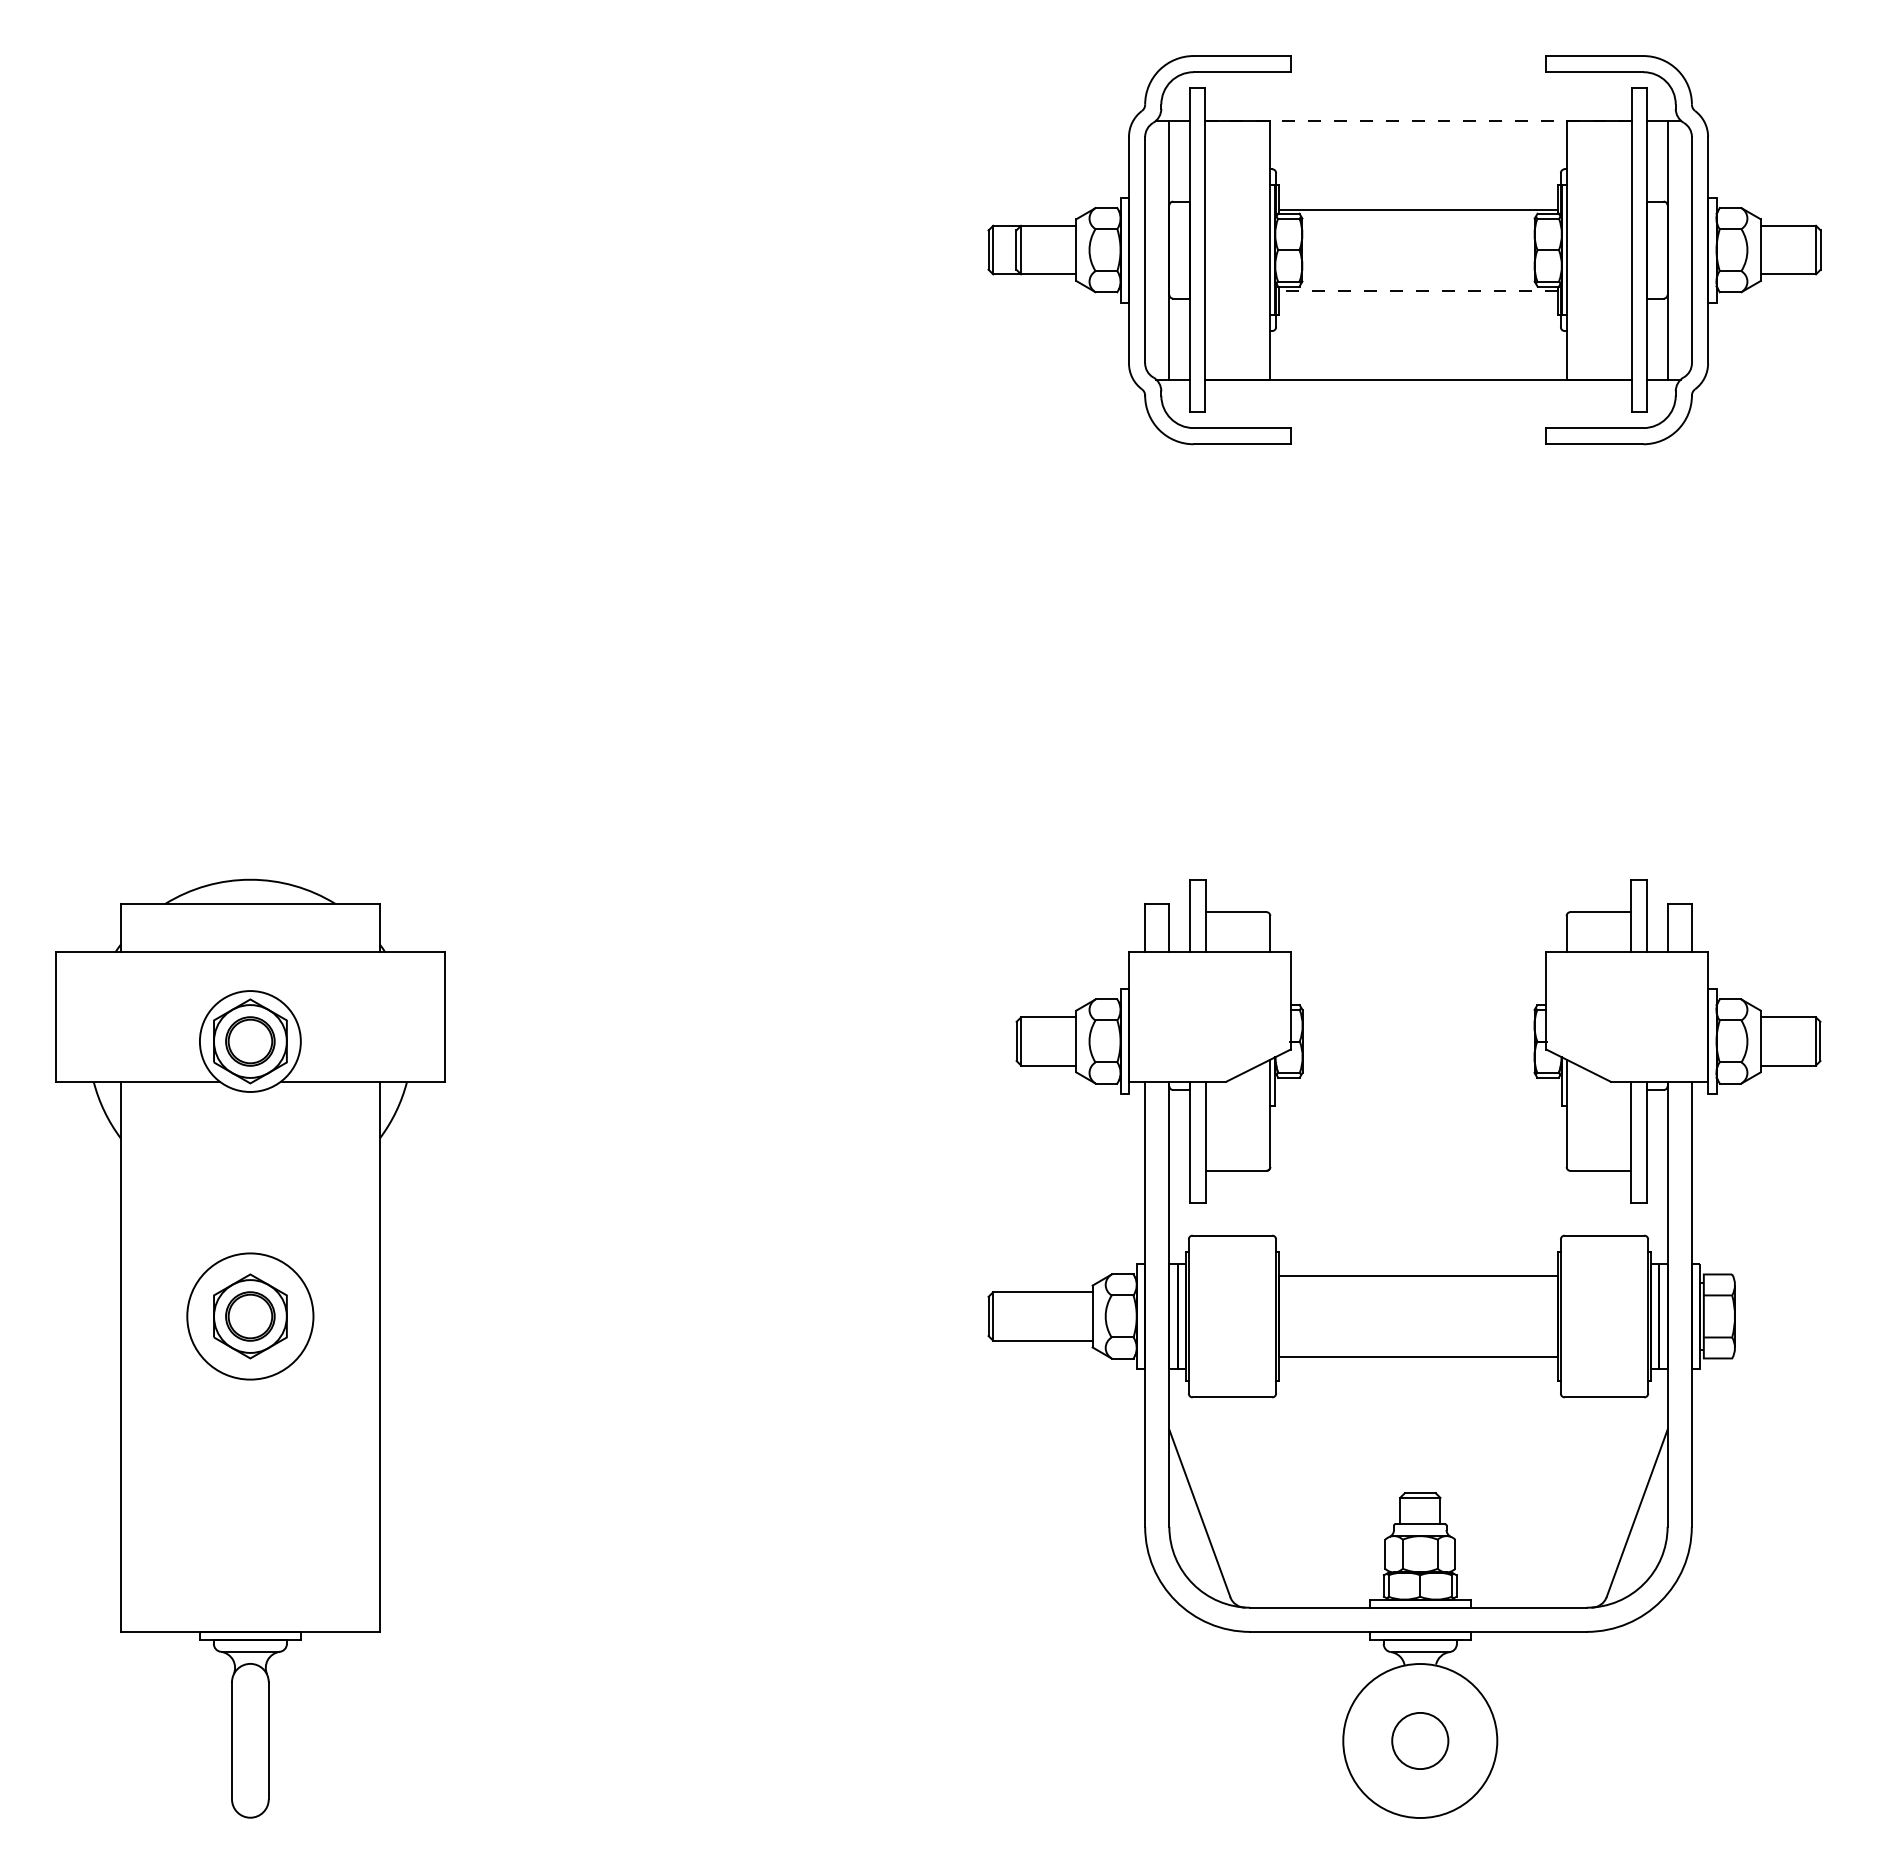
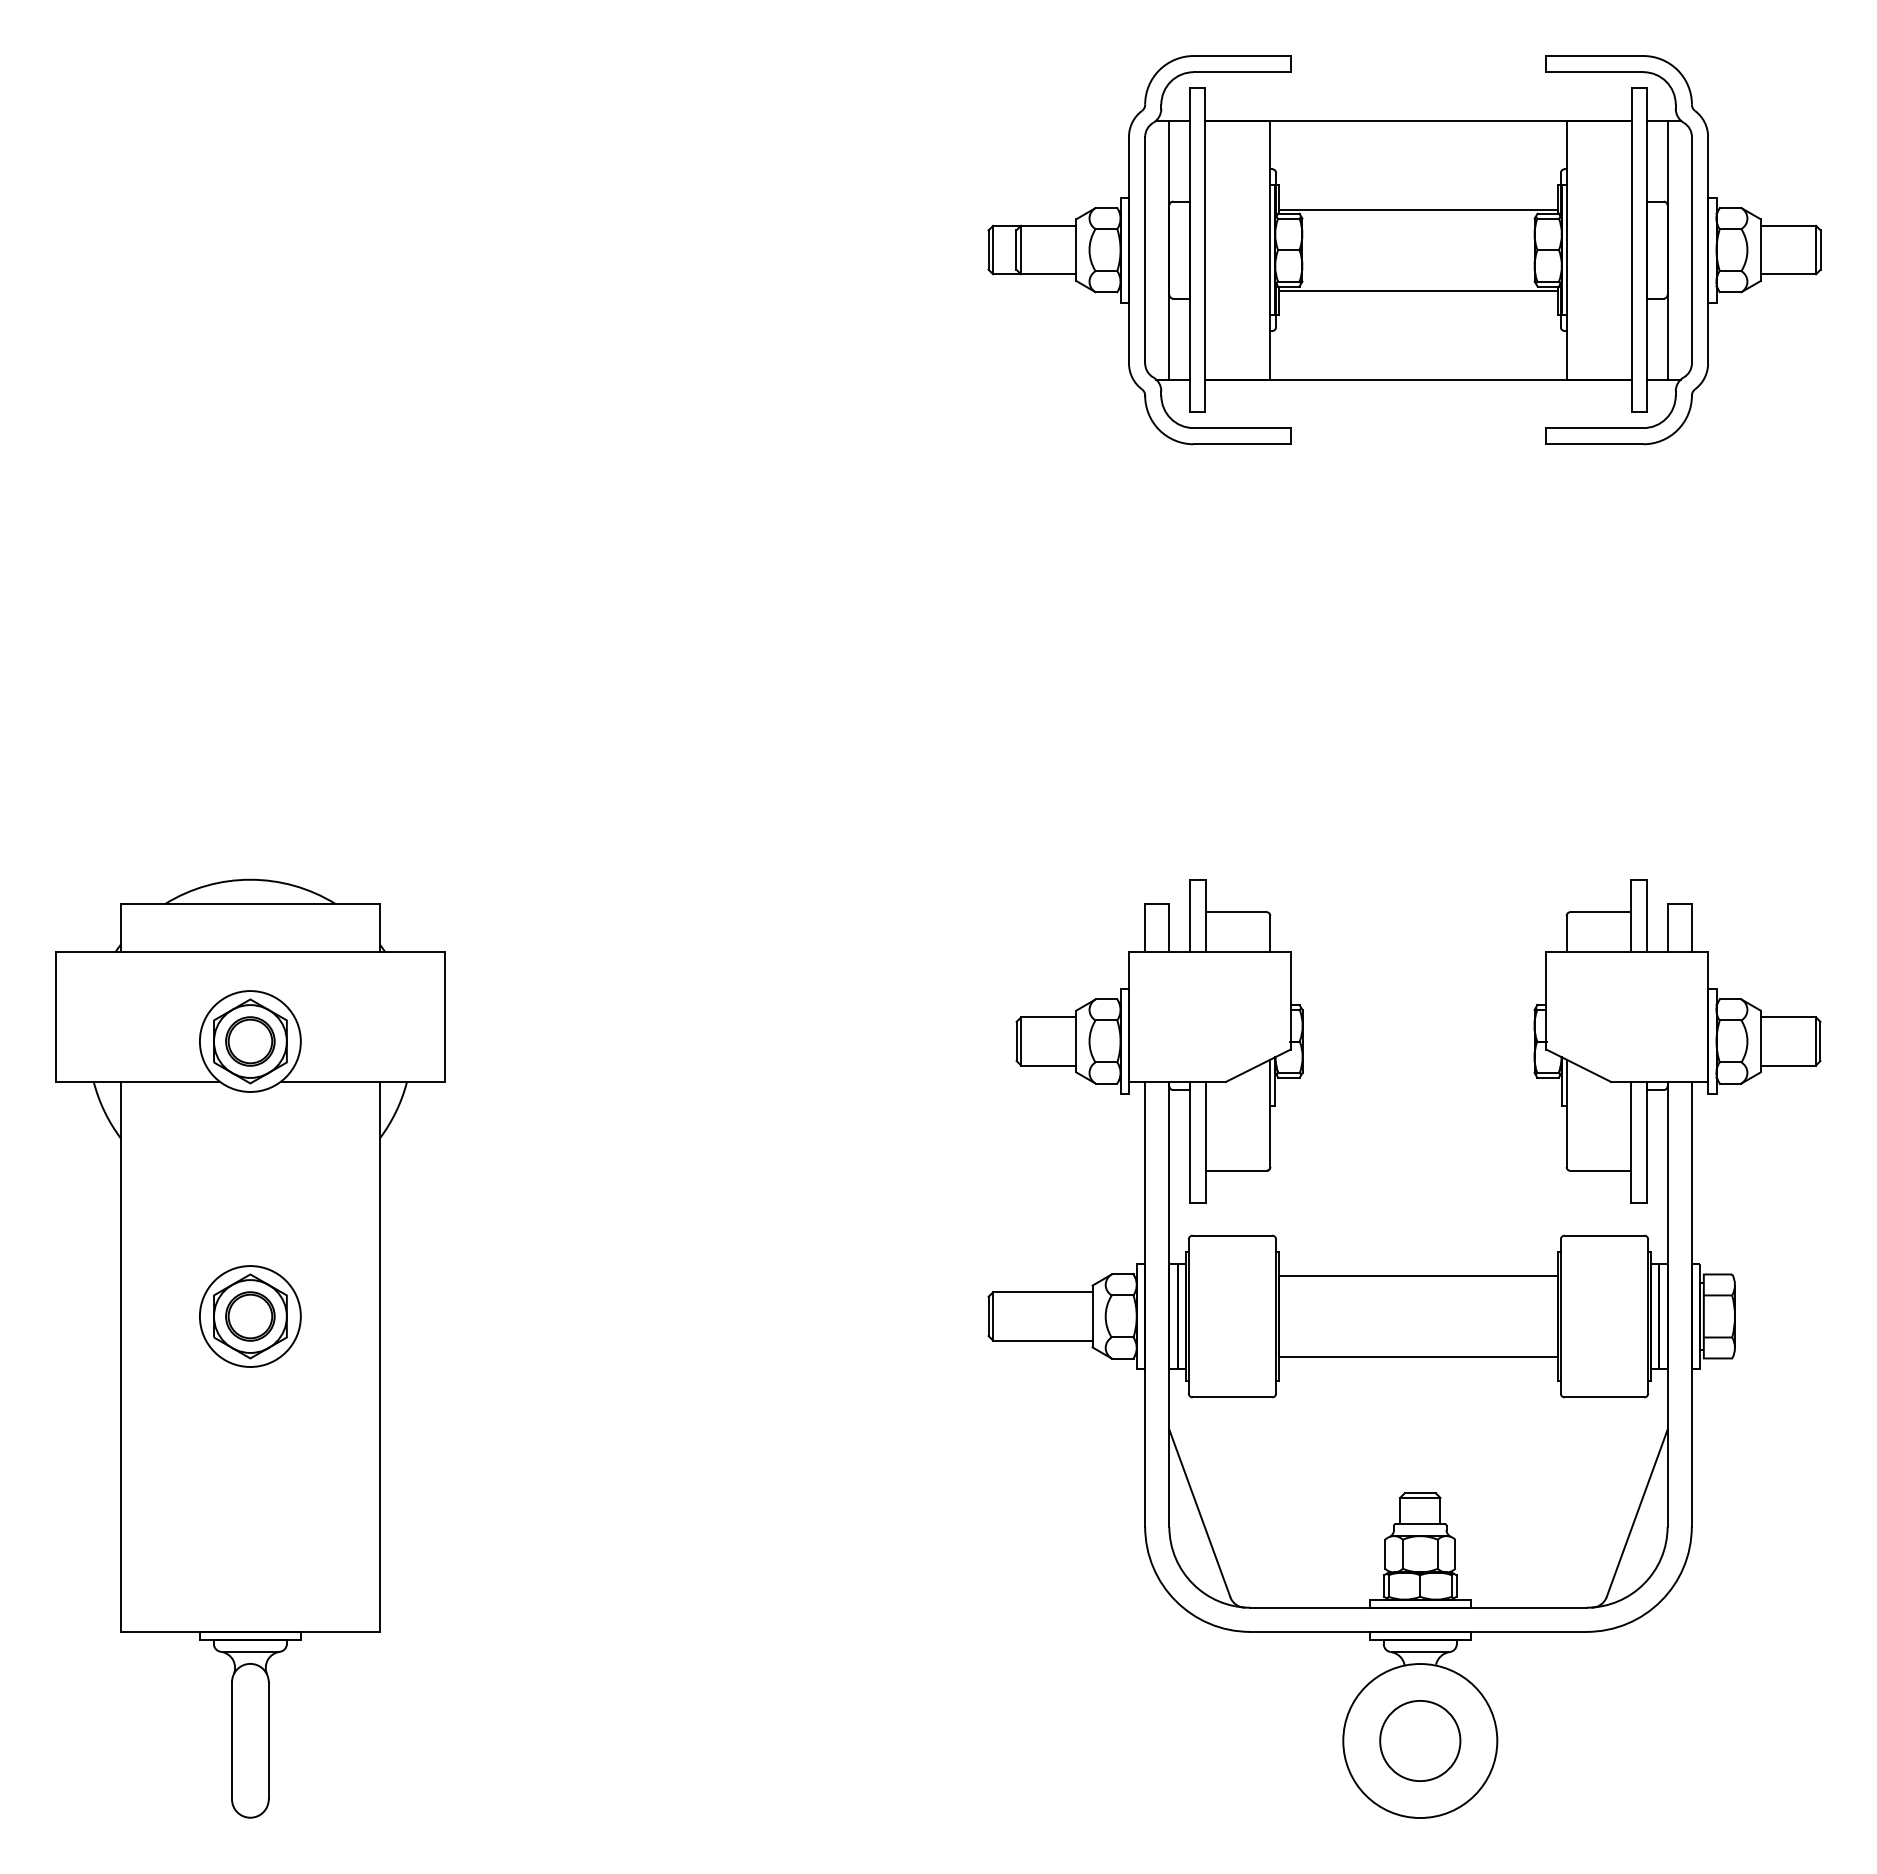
line: dashed -> solid (1418, 120)
line: dashed -> solid (1418, 290)
circle diameter: 126 px -> 101 px (249, 1316)
circle diameter: 56 px -> 80 px (1420, 1740)
